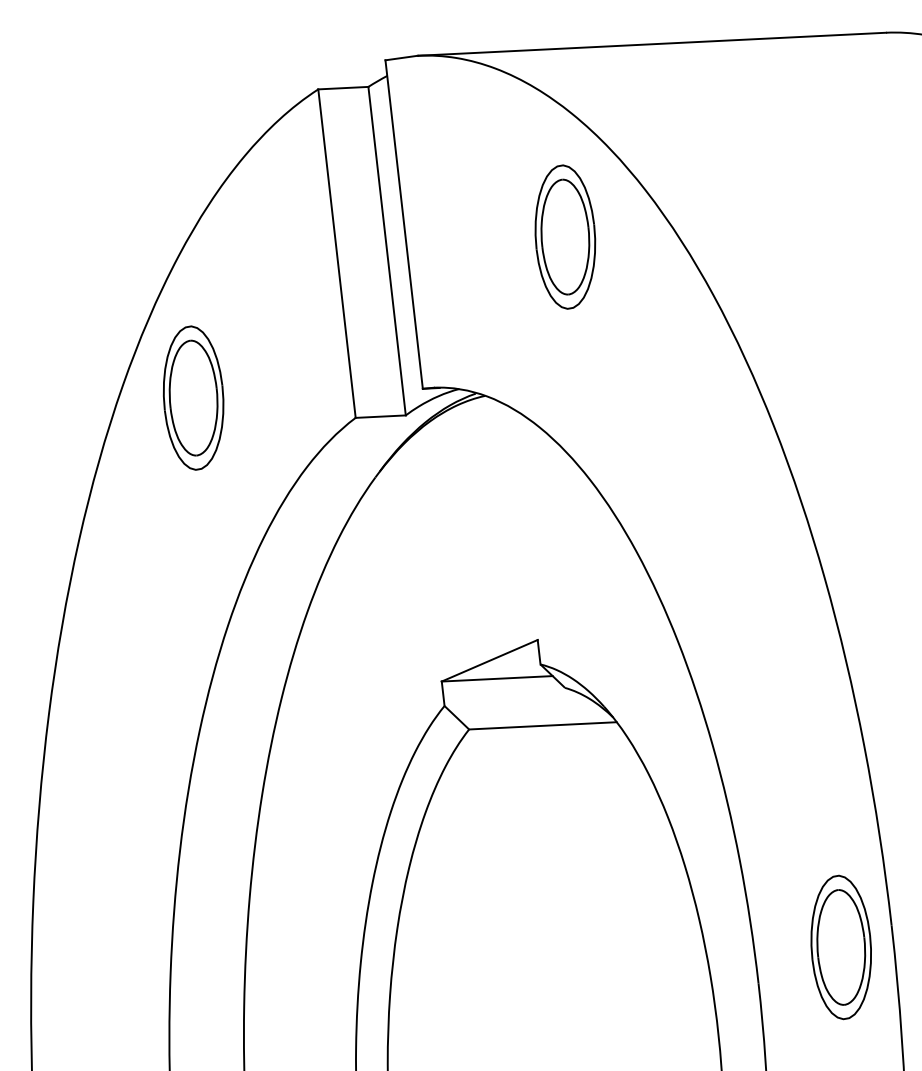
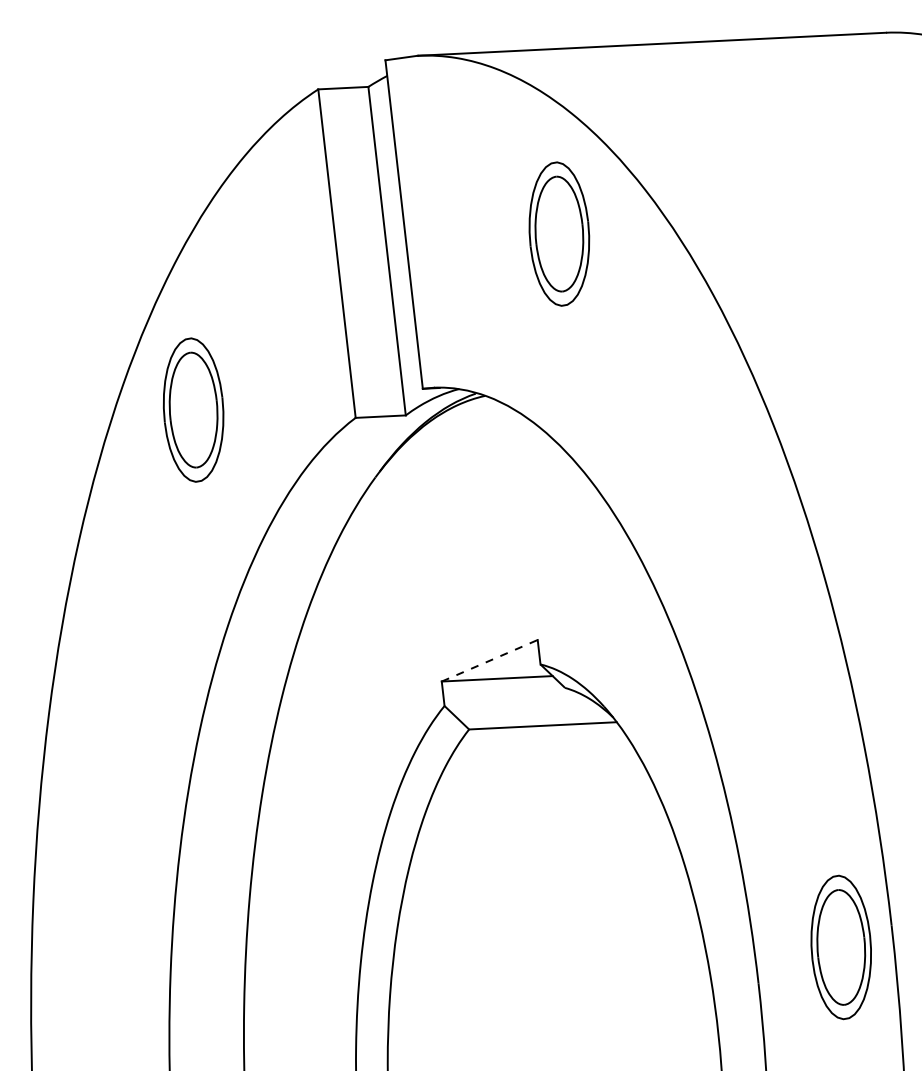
part position: (565, 236) -> (559, 233) (559, 233)
part position: (193, 397) -> (193, 409) (193, 409)
line: solid -> dashed (490, 660)
